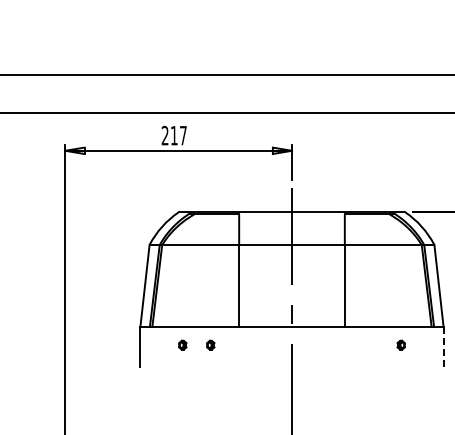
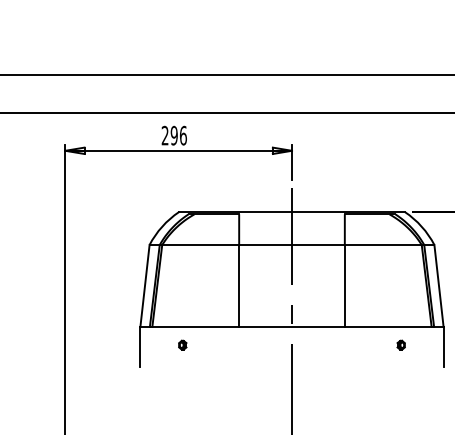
text: 217 -> 296 (178, 135)
part: present -> none (210, 344)
line: dashed -> solid (443, 346)
